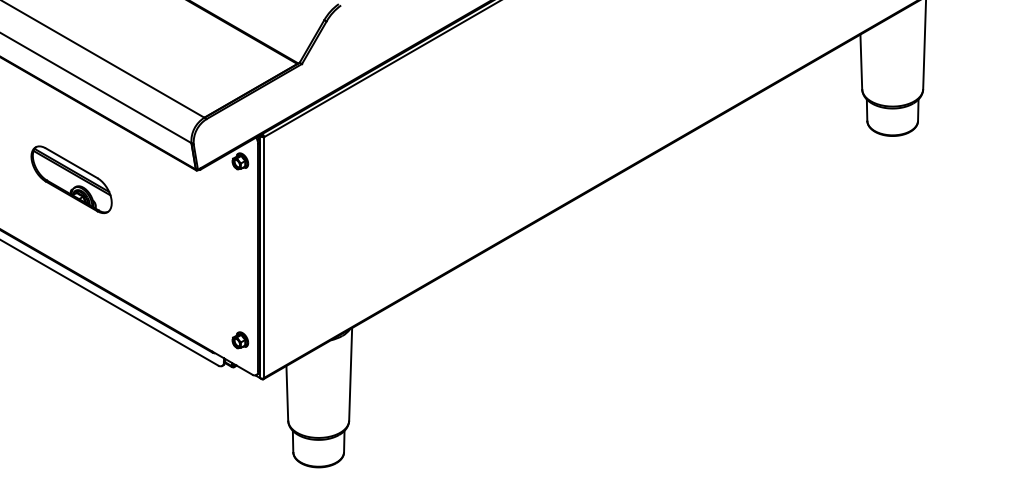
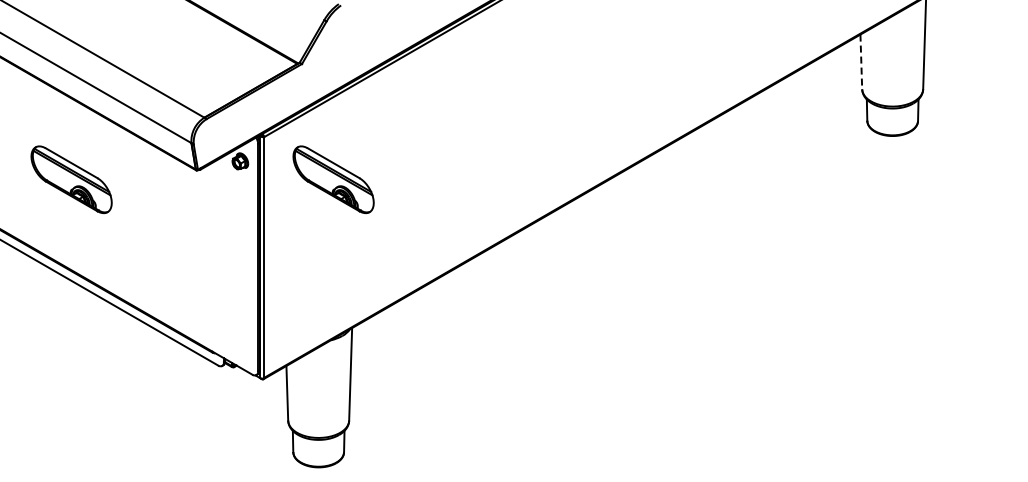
line: solid -> dashed (861, 62)
part: none -> present (333, 179)
part: present -> none (240, 340)
